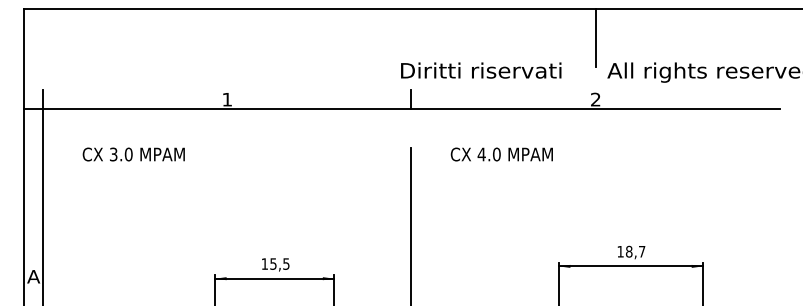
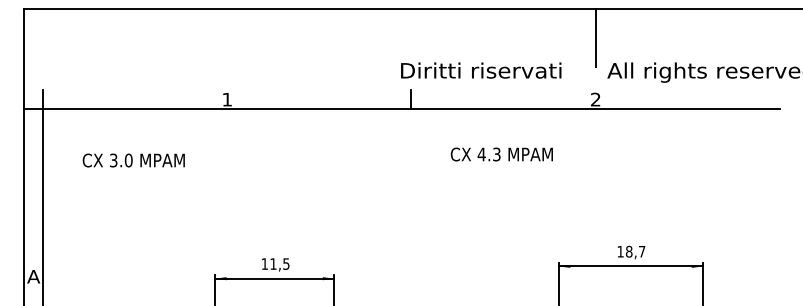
text position: (133, 154) -> (133, 160) (133, 160)
text: 4.0 -> 4.3 (496, 154)
line: present -> none (411, 224)
text: 15,5 -> 11,5 (273, 263)
